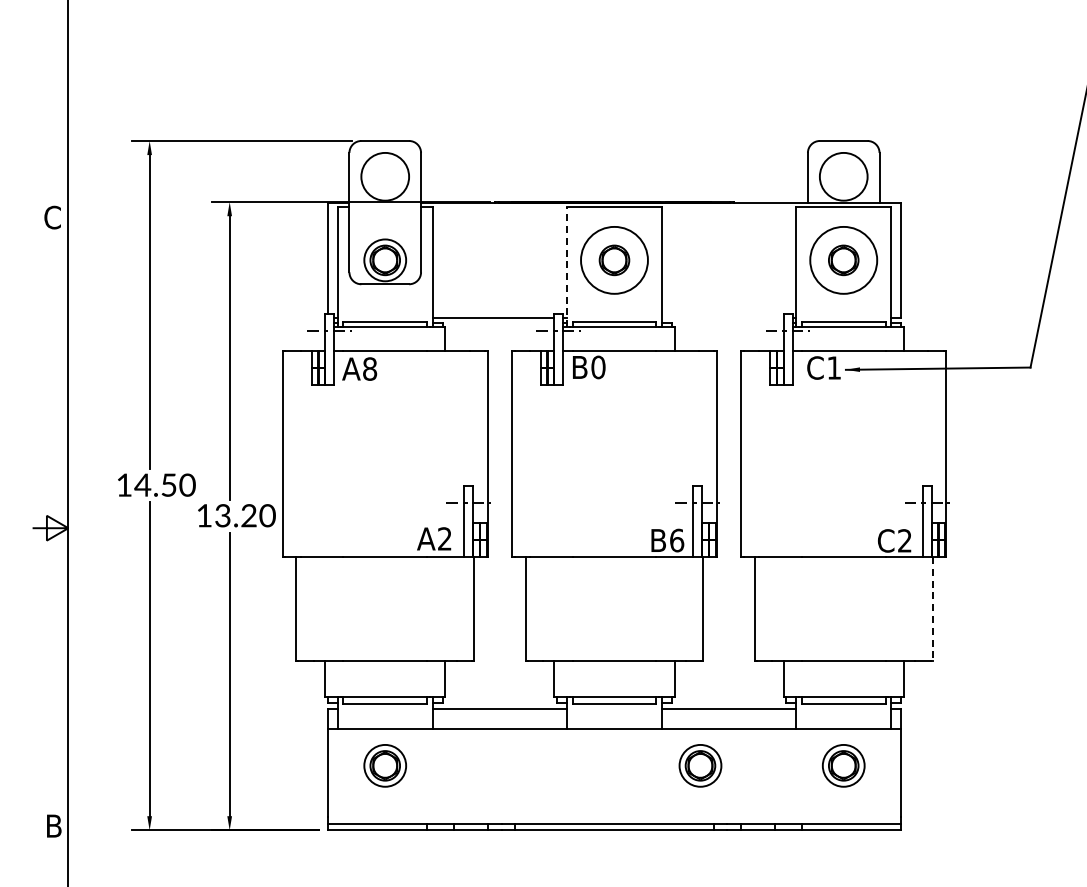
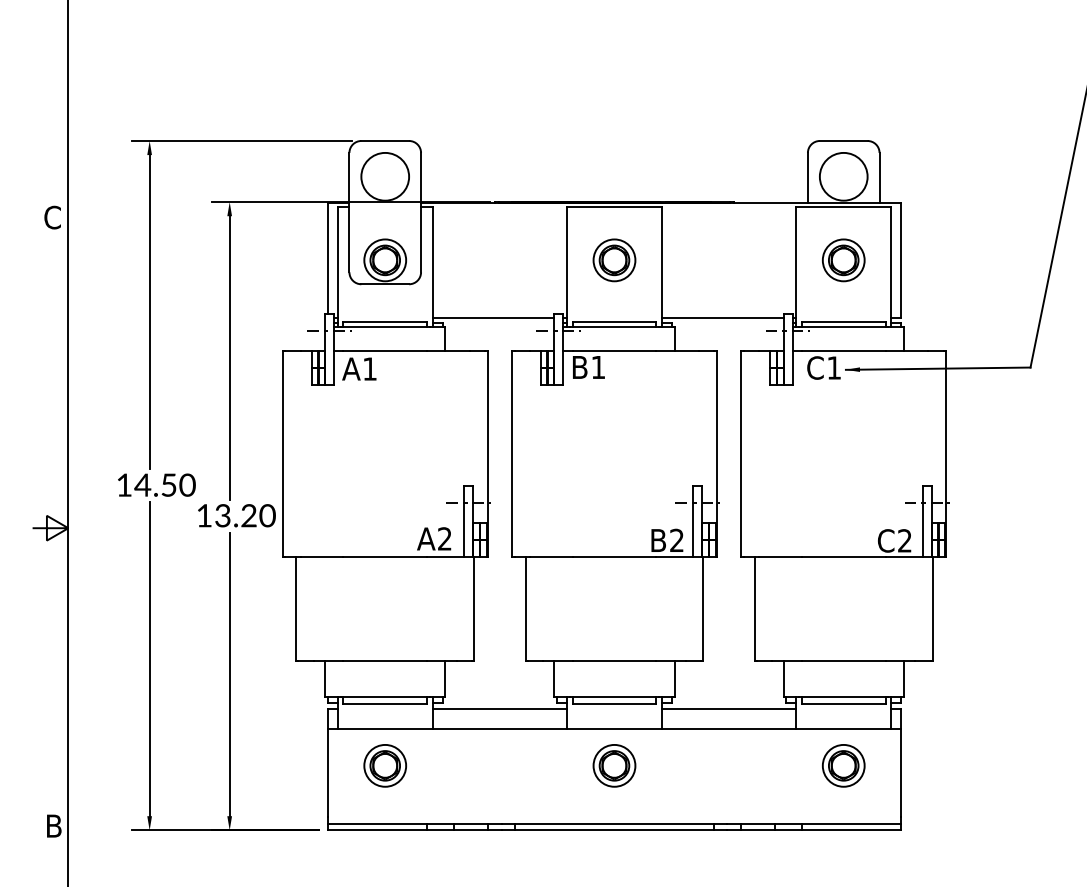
circle diameter: 67 px -> 42 px (614, 260)
circle diameter: 67 px -> 42 px (843, 260)
line: dashed -> solid (567, 267)
line: none -> present (722, 317)
text: B0 -> B1 (598, 367)
text: A8 -> A1 (370, 368)
text: B6 -> B2 (677, 540)
line: dashed -> solid (932, 608)
part position: (700, 765) -> (614, 765) (614, 765)
